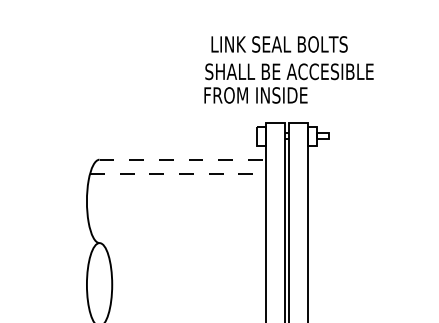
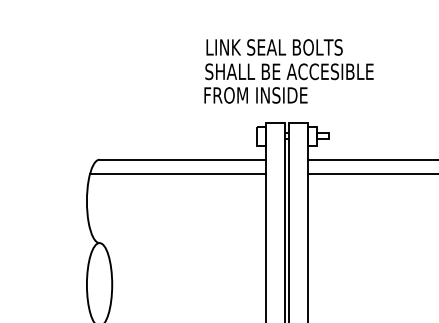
text position: (279, 44) -> (274, 47) (274, 47)
line: dashed -> solid (183, 159)
line: none -> present (371, 159)
line: dashed -> solid (178, 173)
line: none -> present (371, 173)
